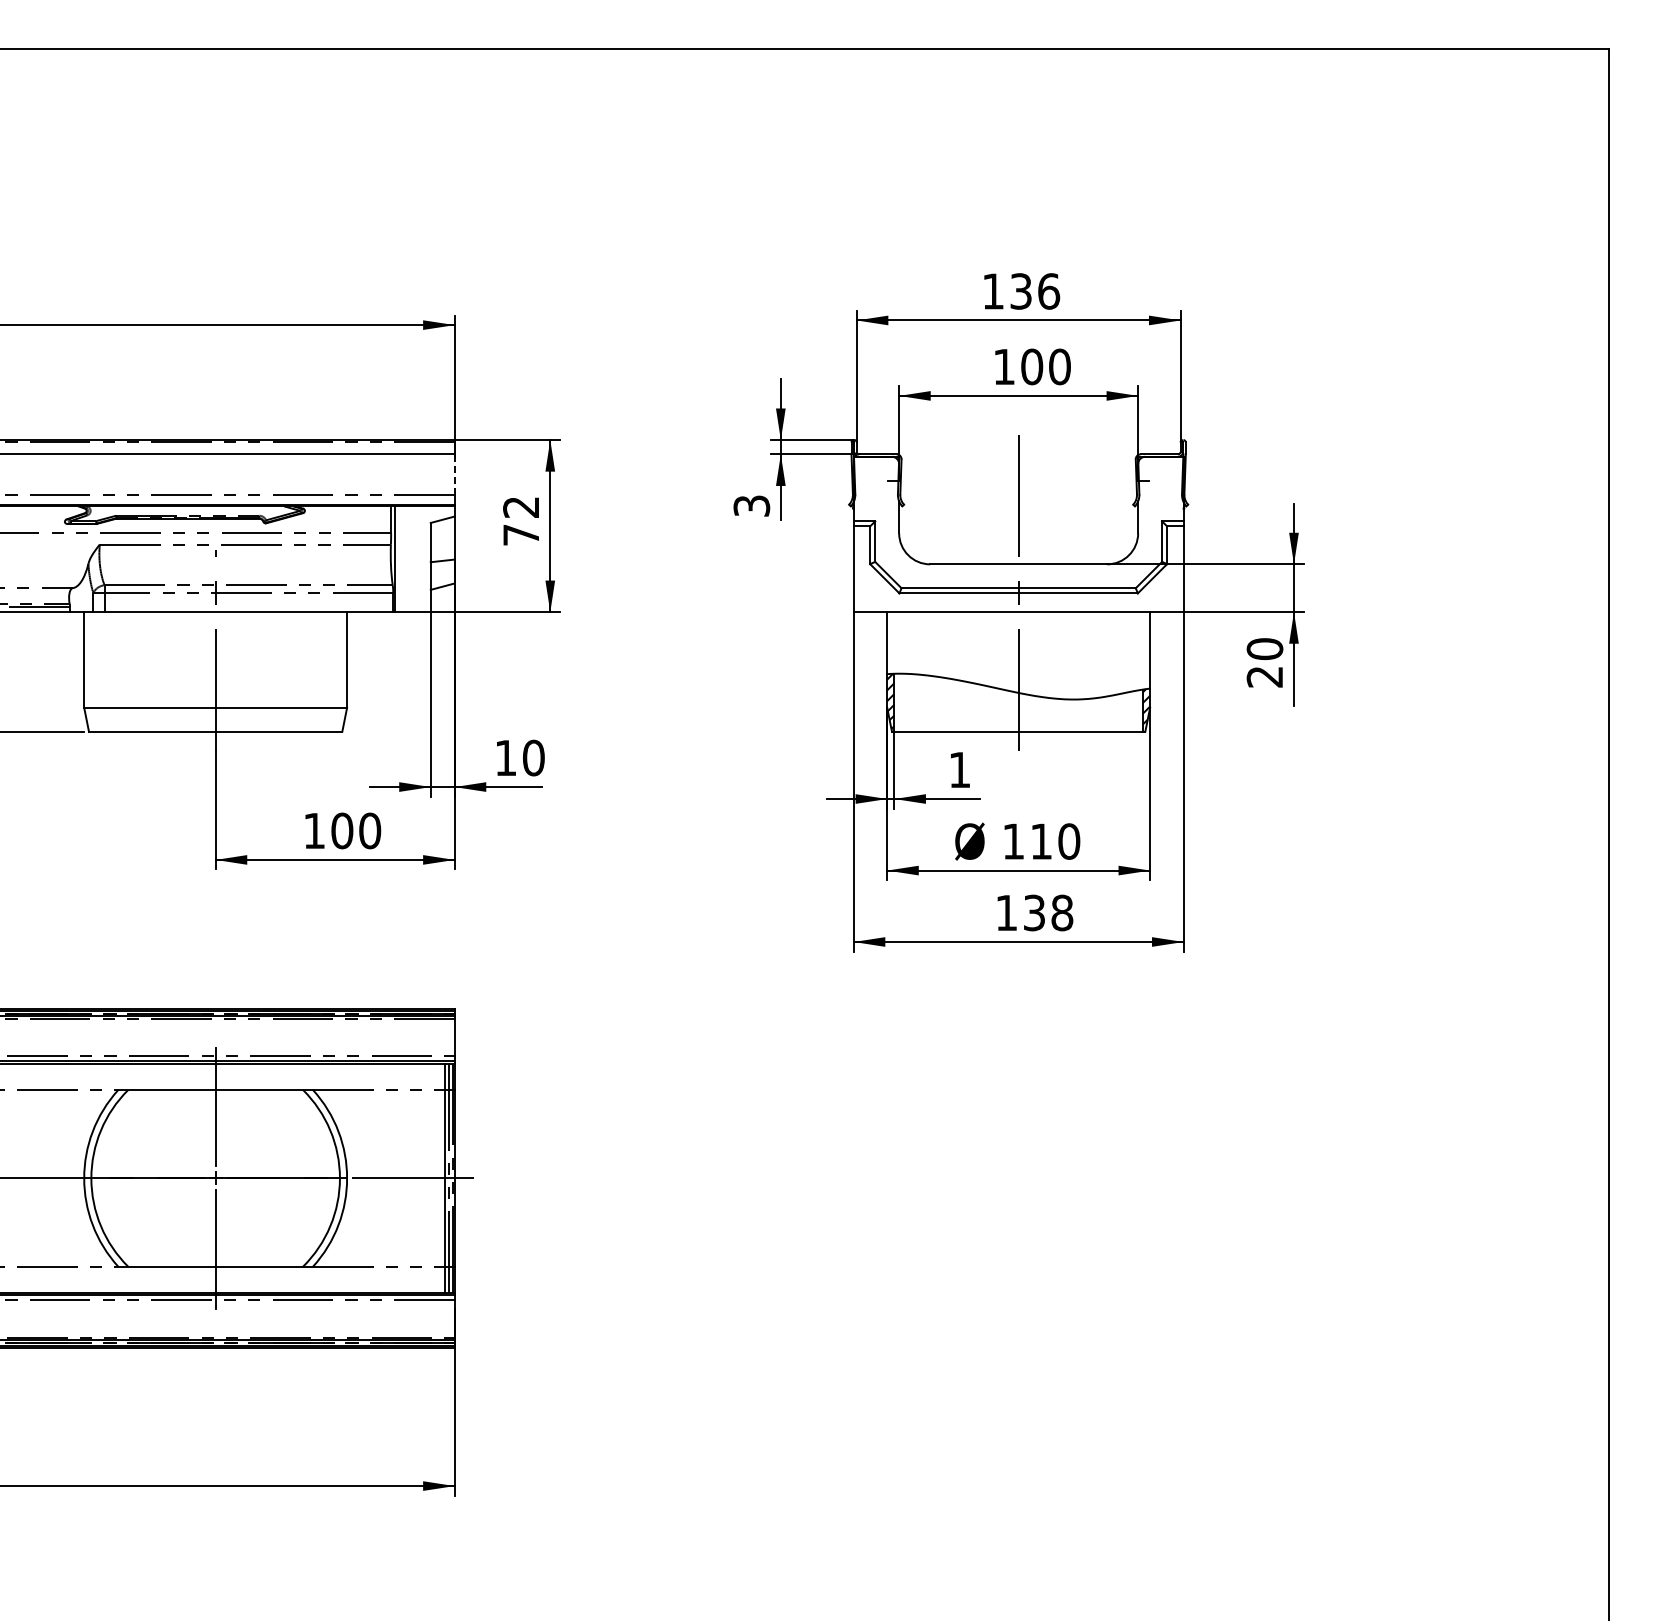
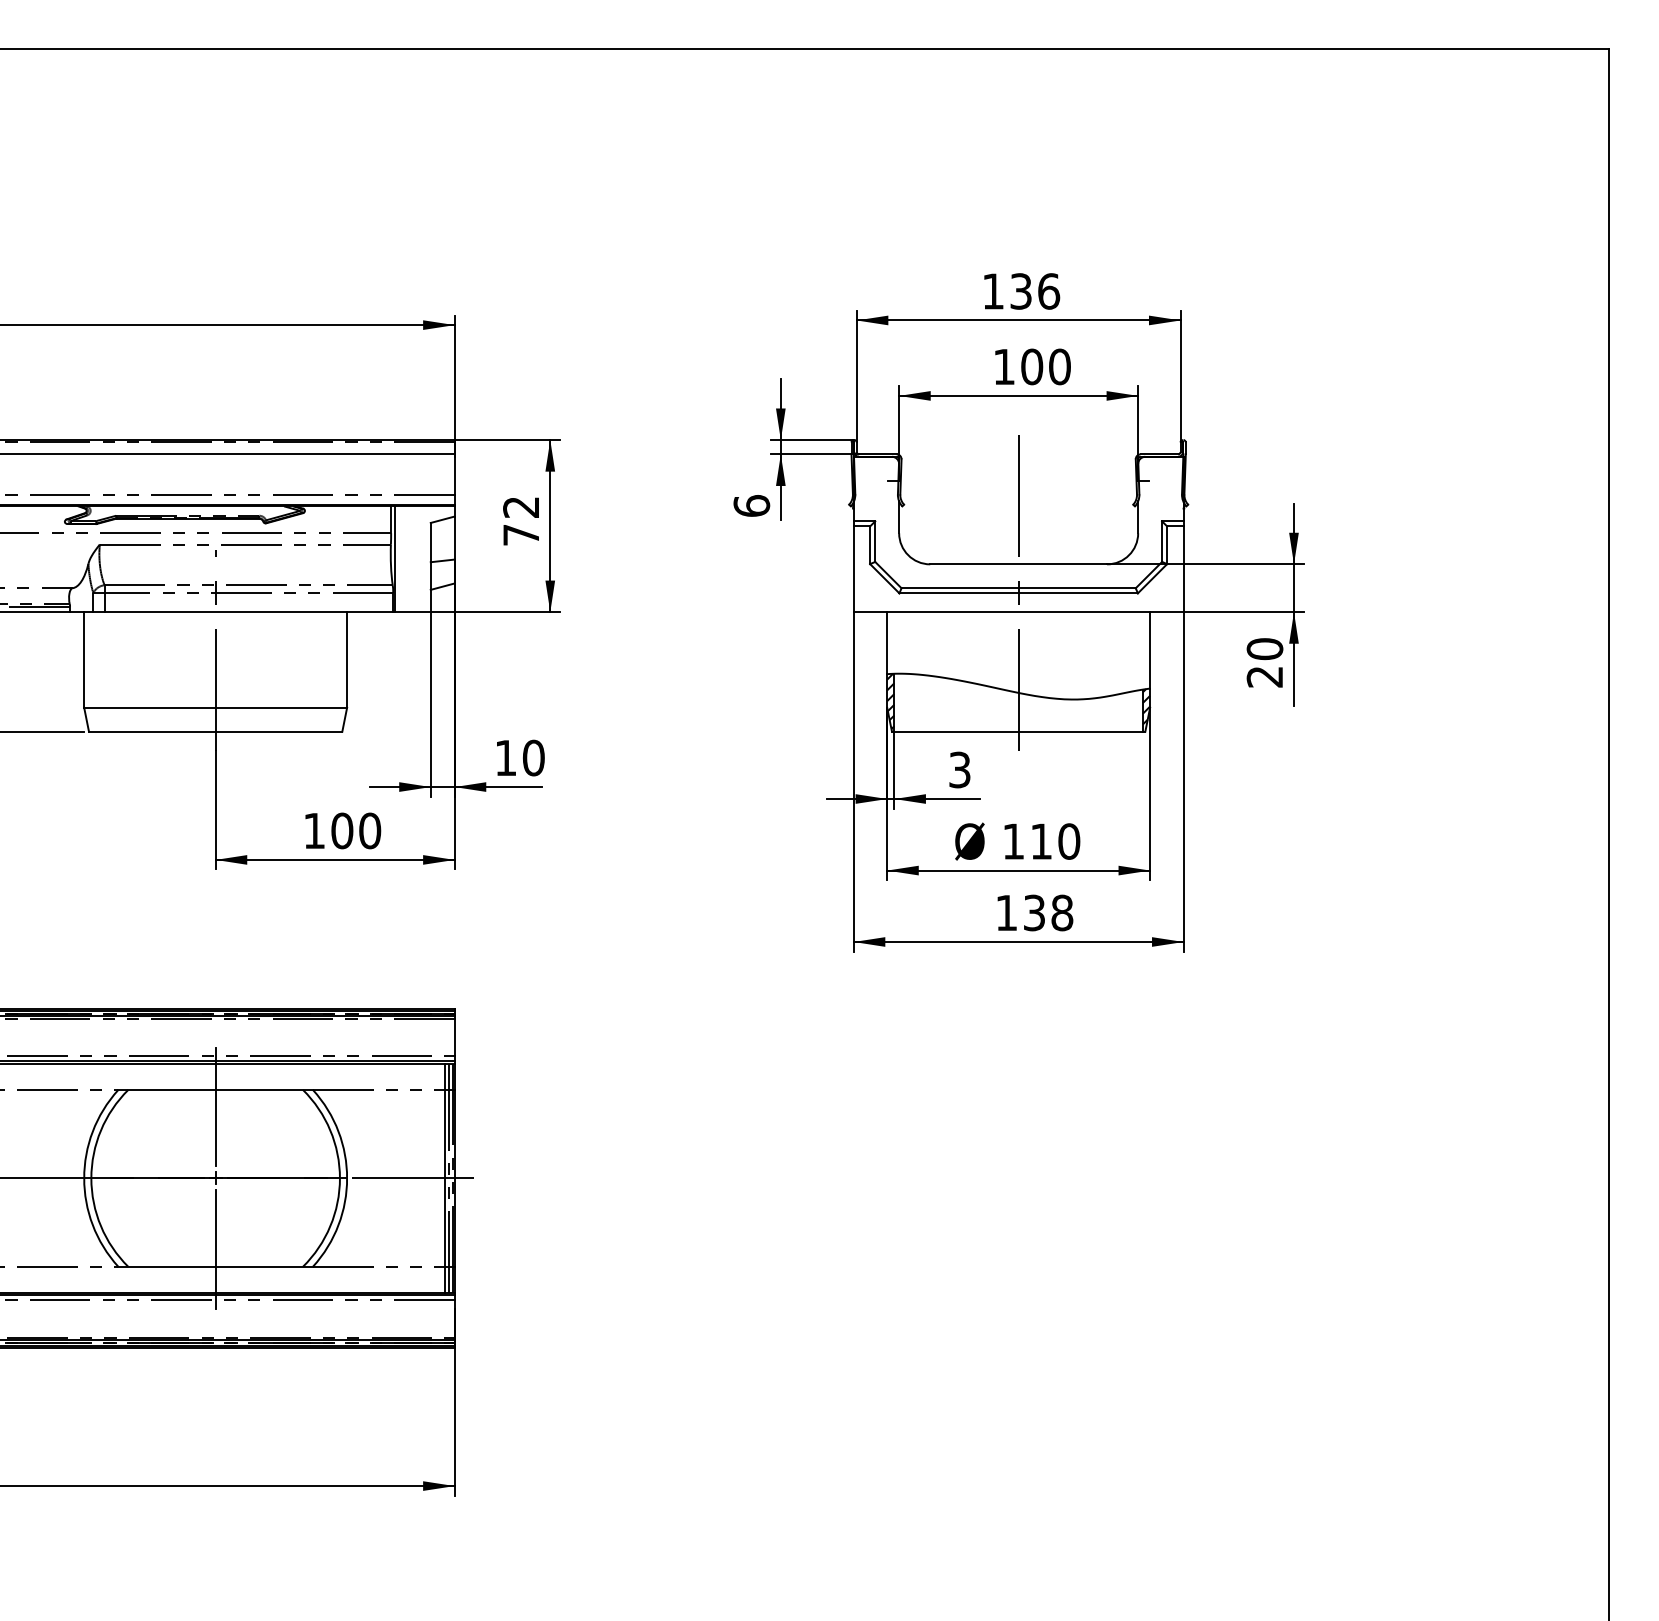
line: dashed -> solid (454, 473)
text: 3 -> 6 (751, 505)
text: 1 -> 3 (959, 769)
